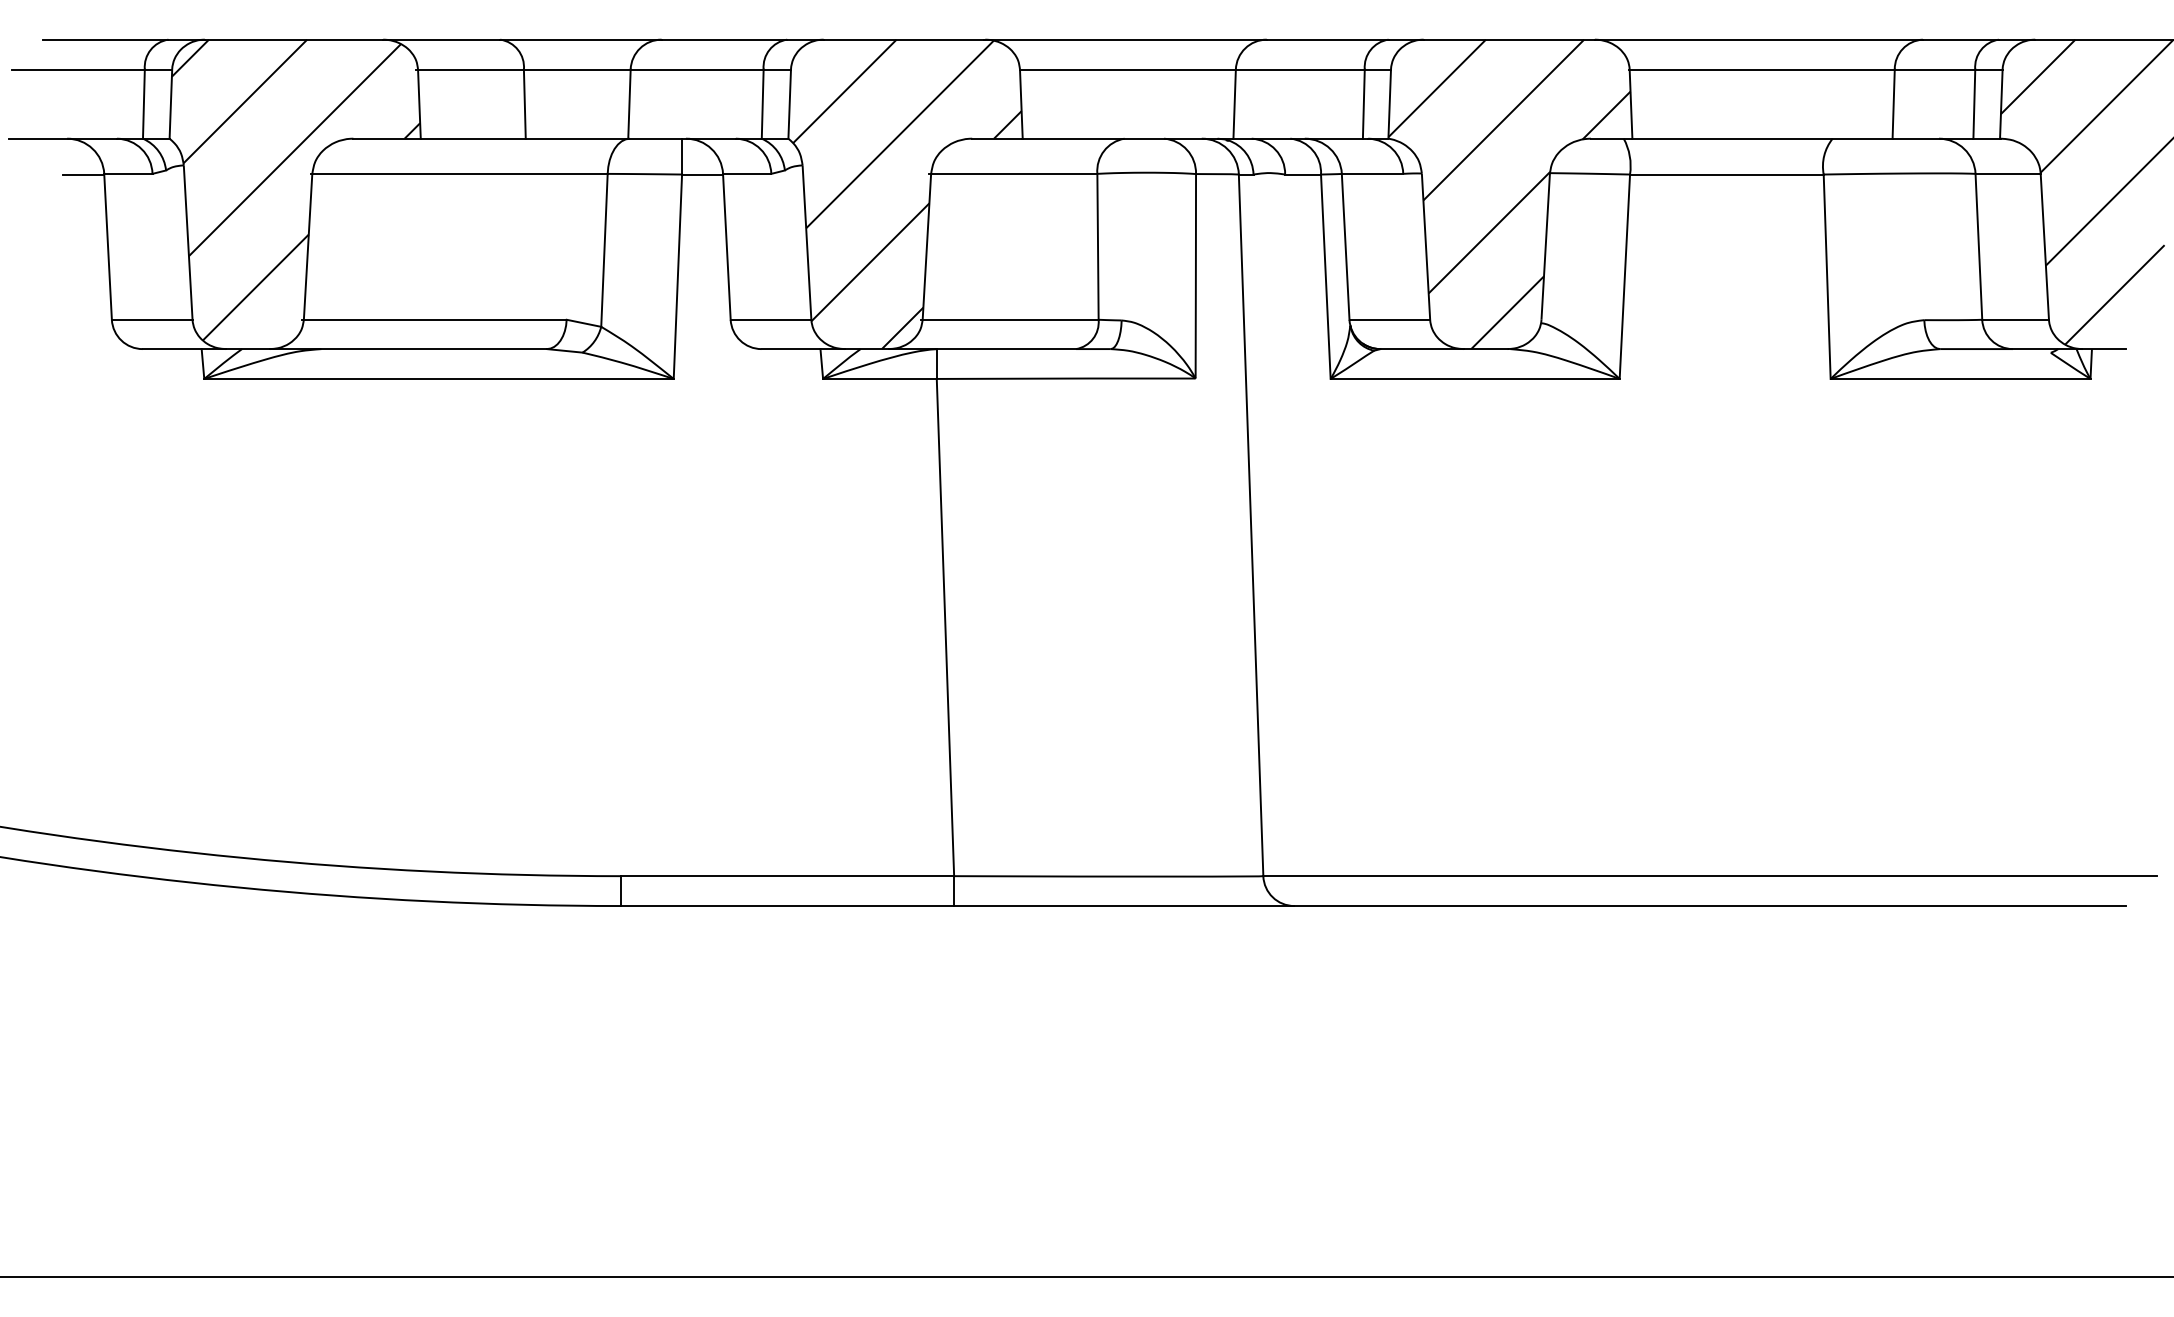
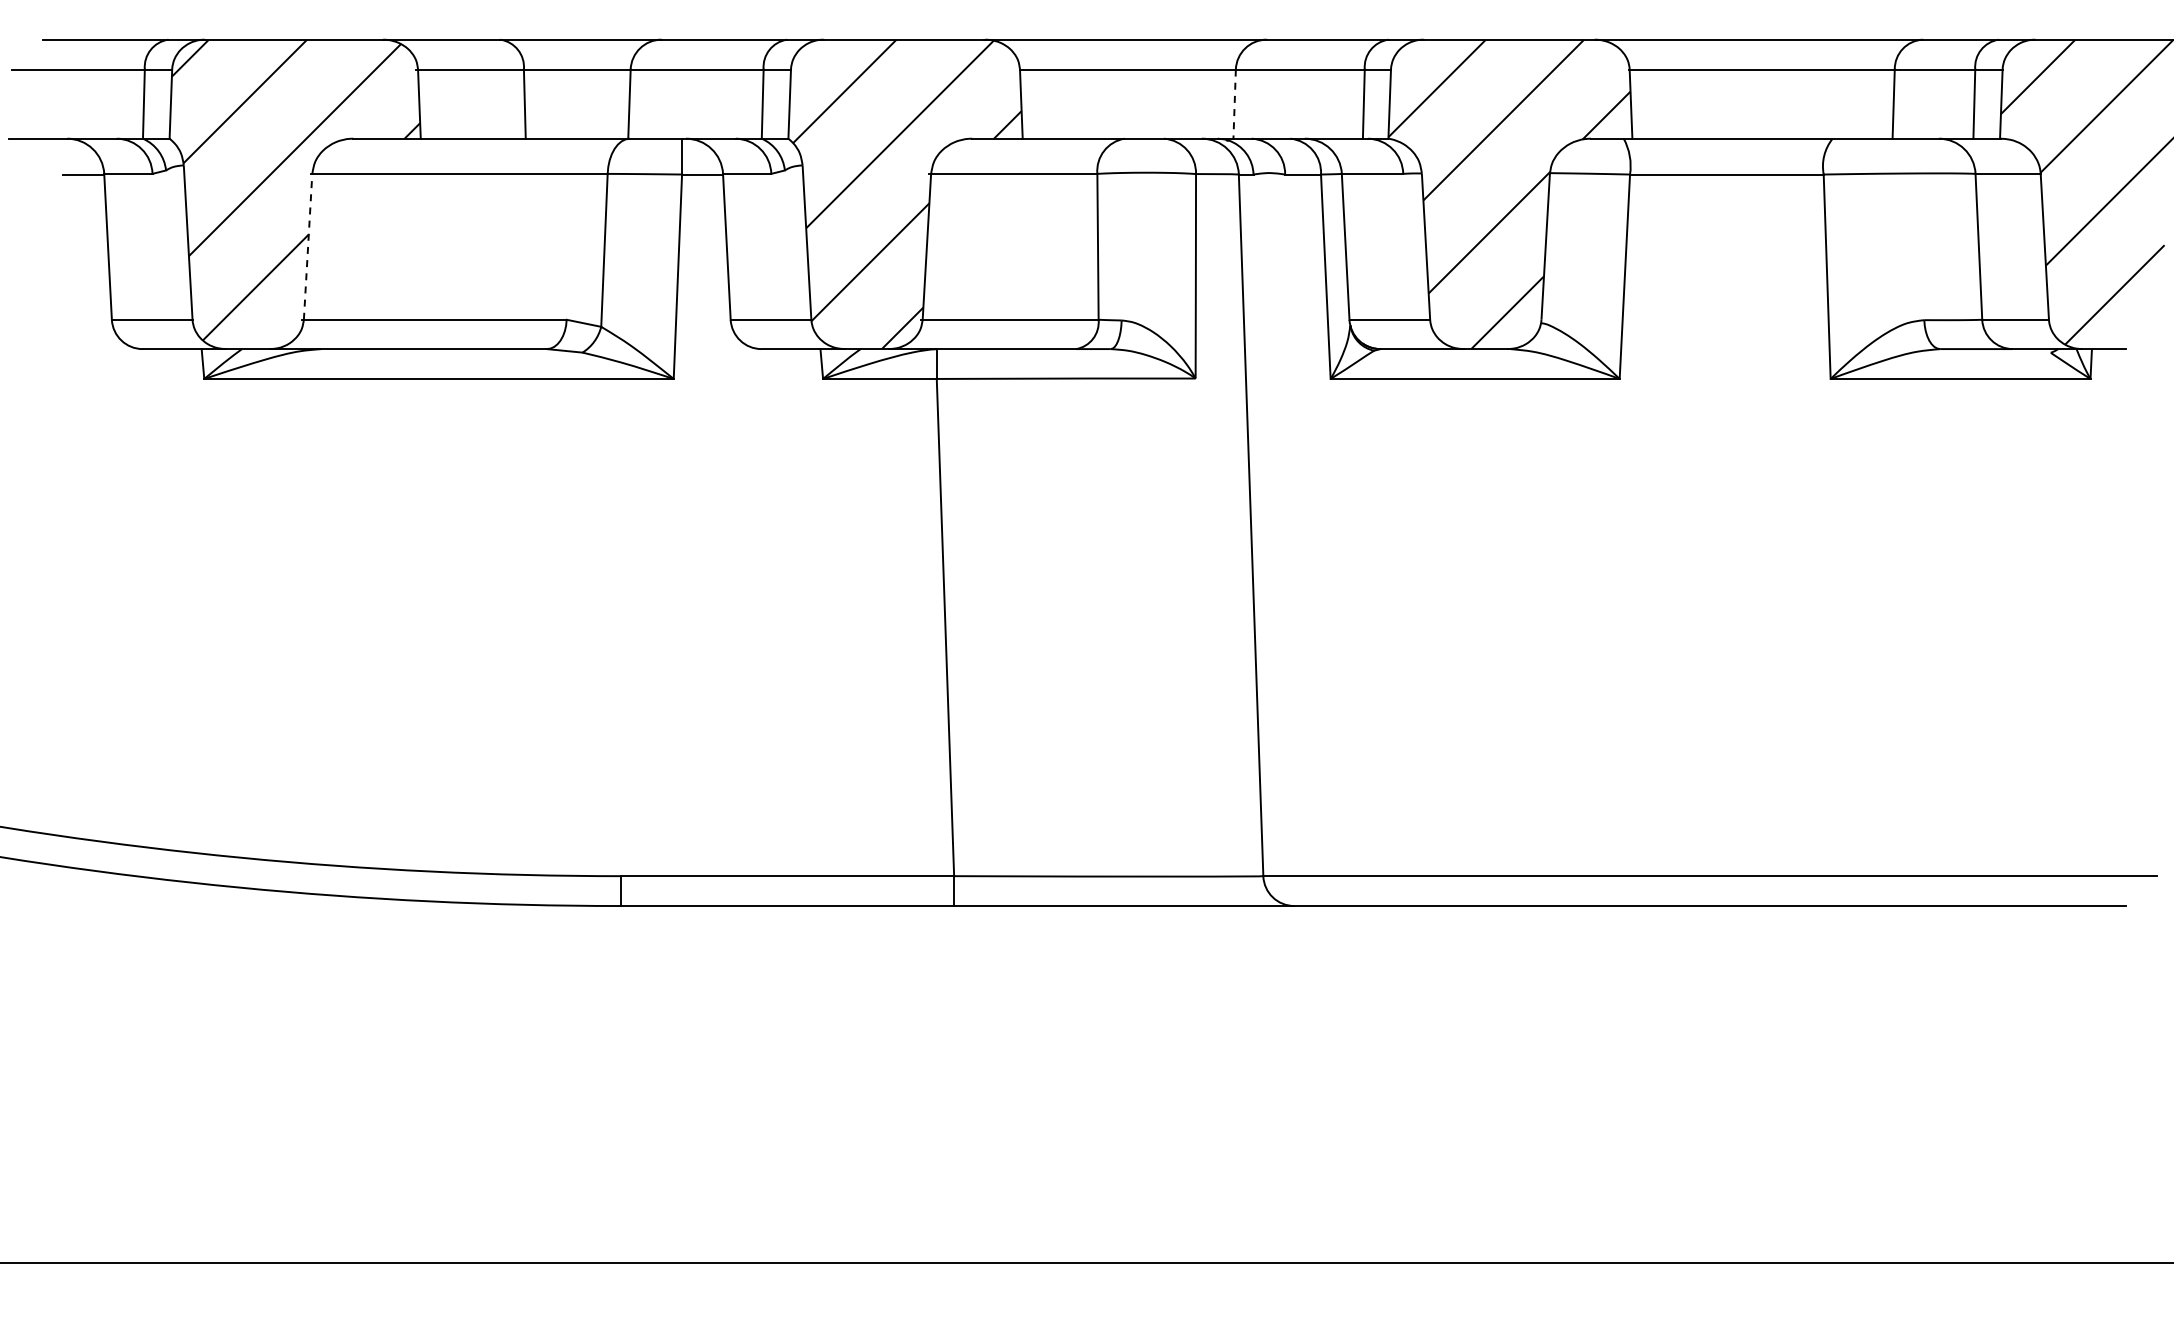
line: solid -> dashed (1234, 104)
line: solid -> dashed (308, 247)
line position: (1086, 1277) -> (1086, 1263) (1086, 1263)
